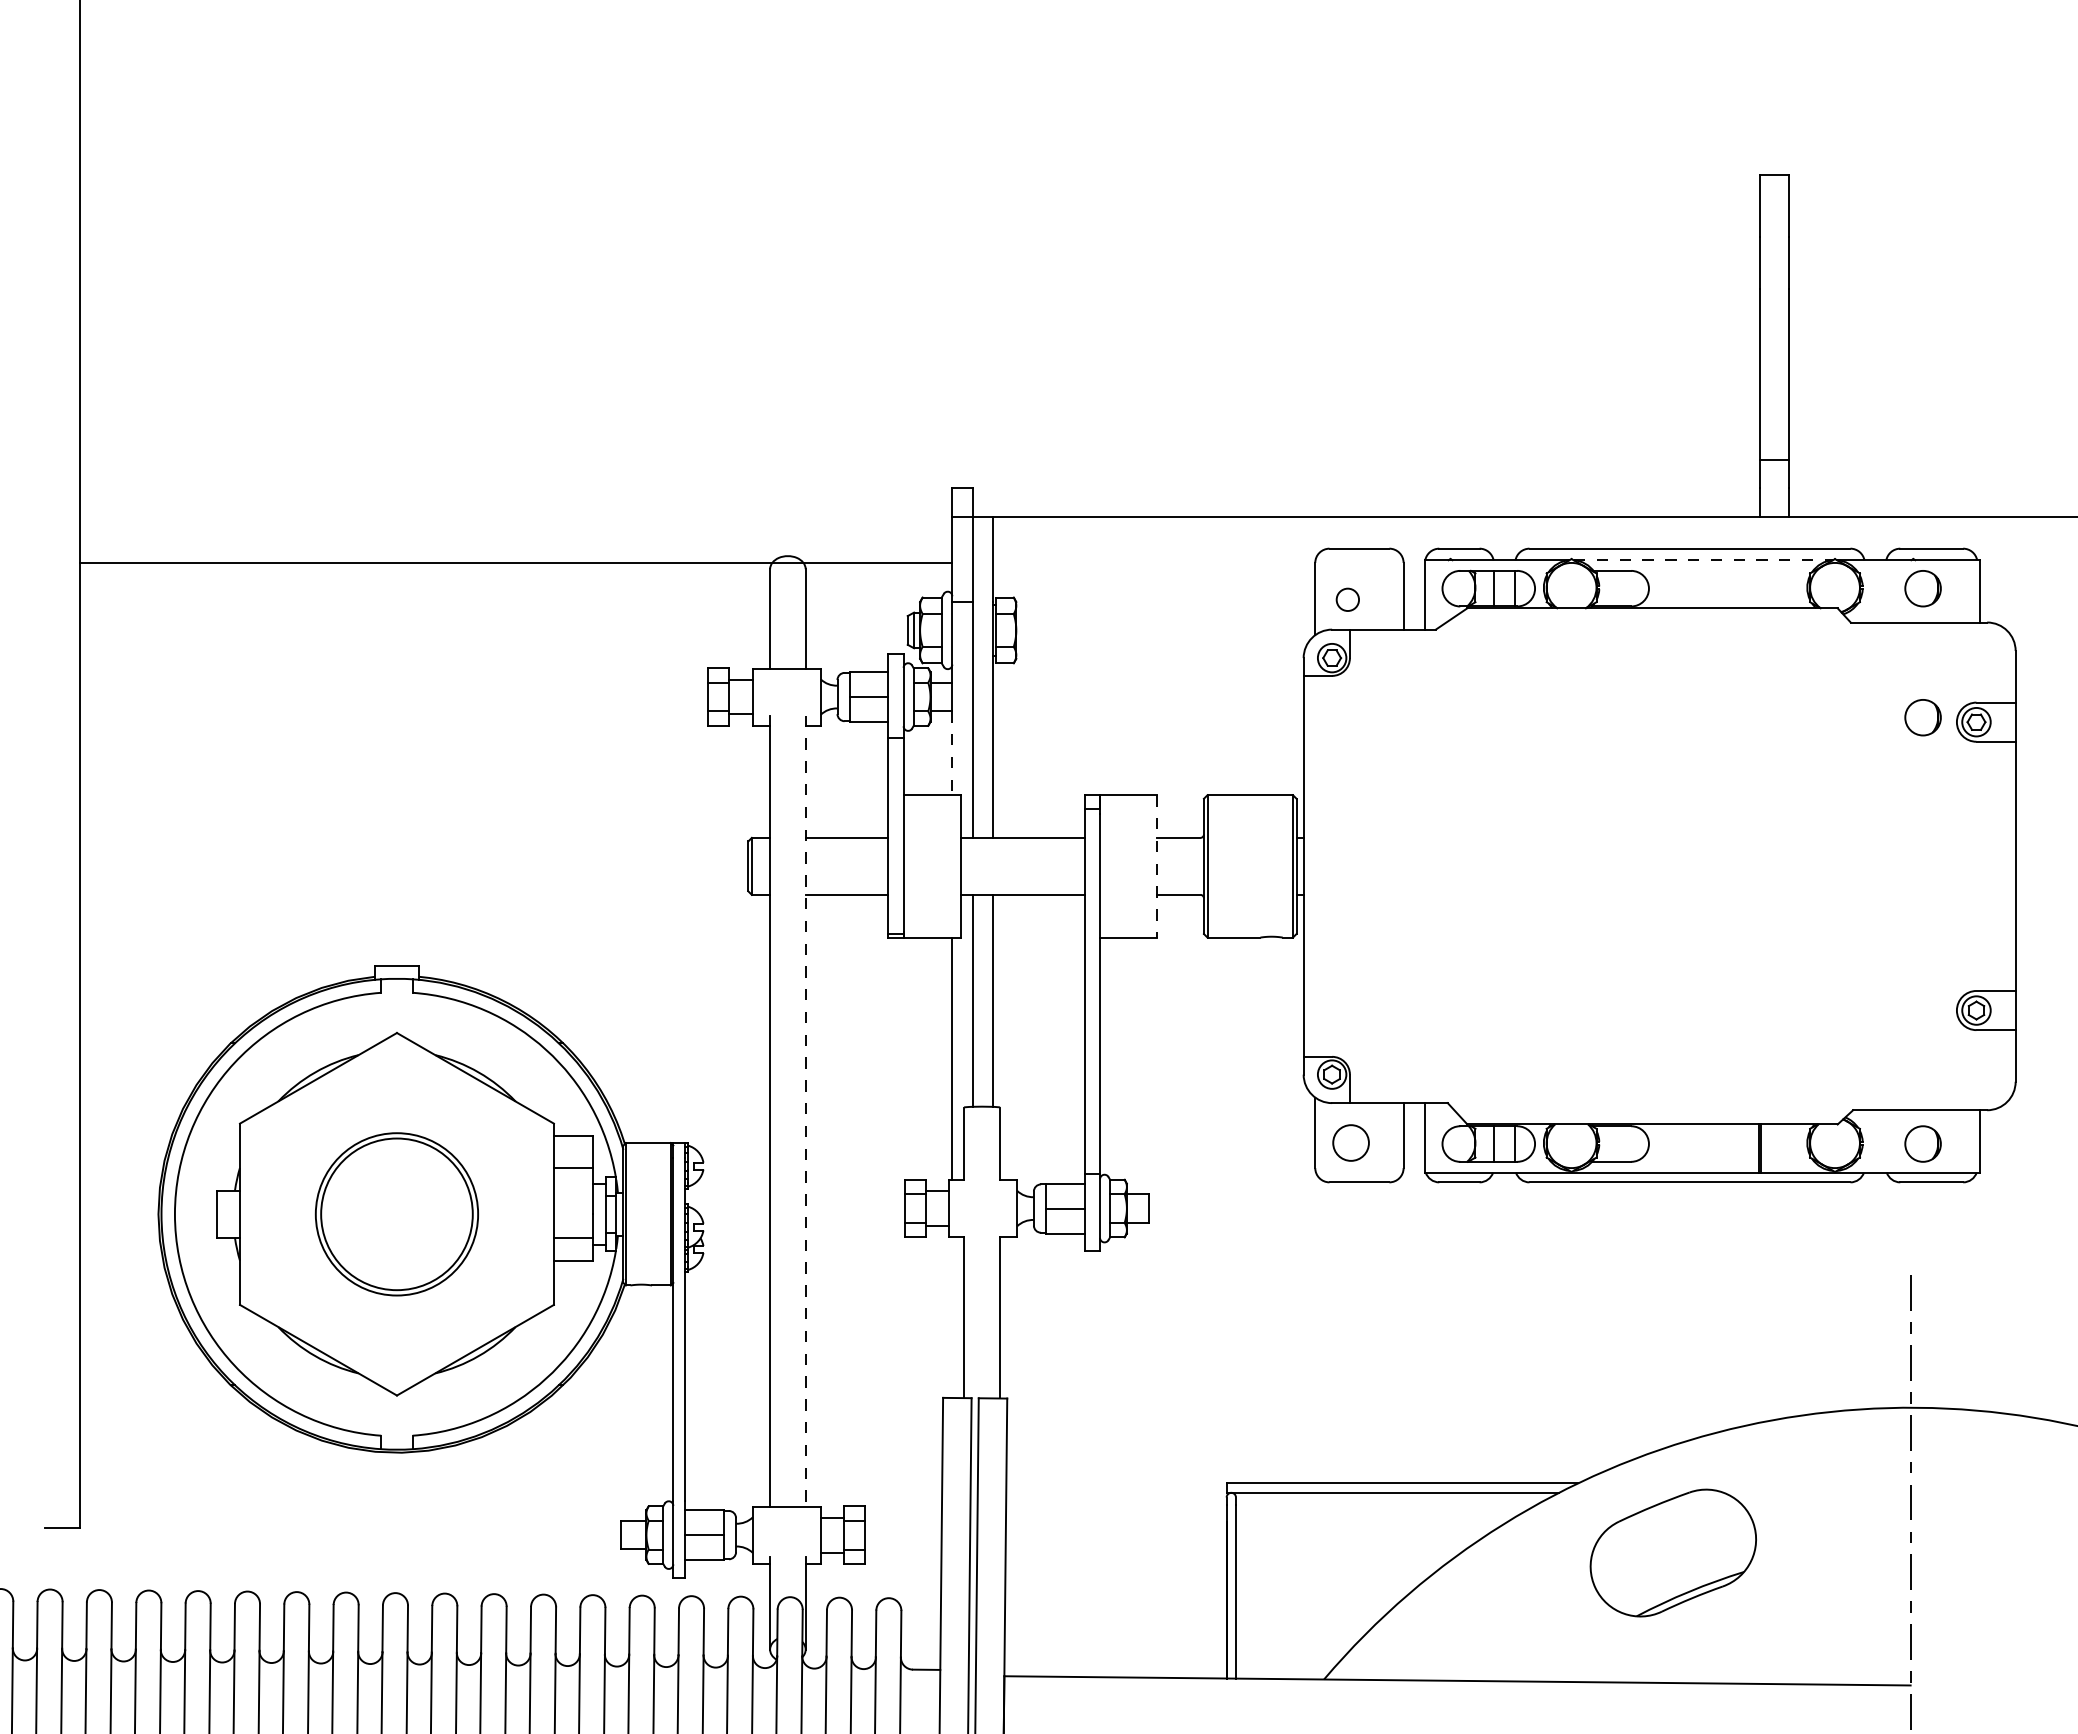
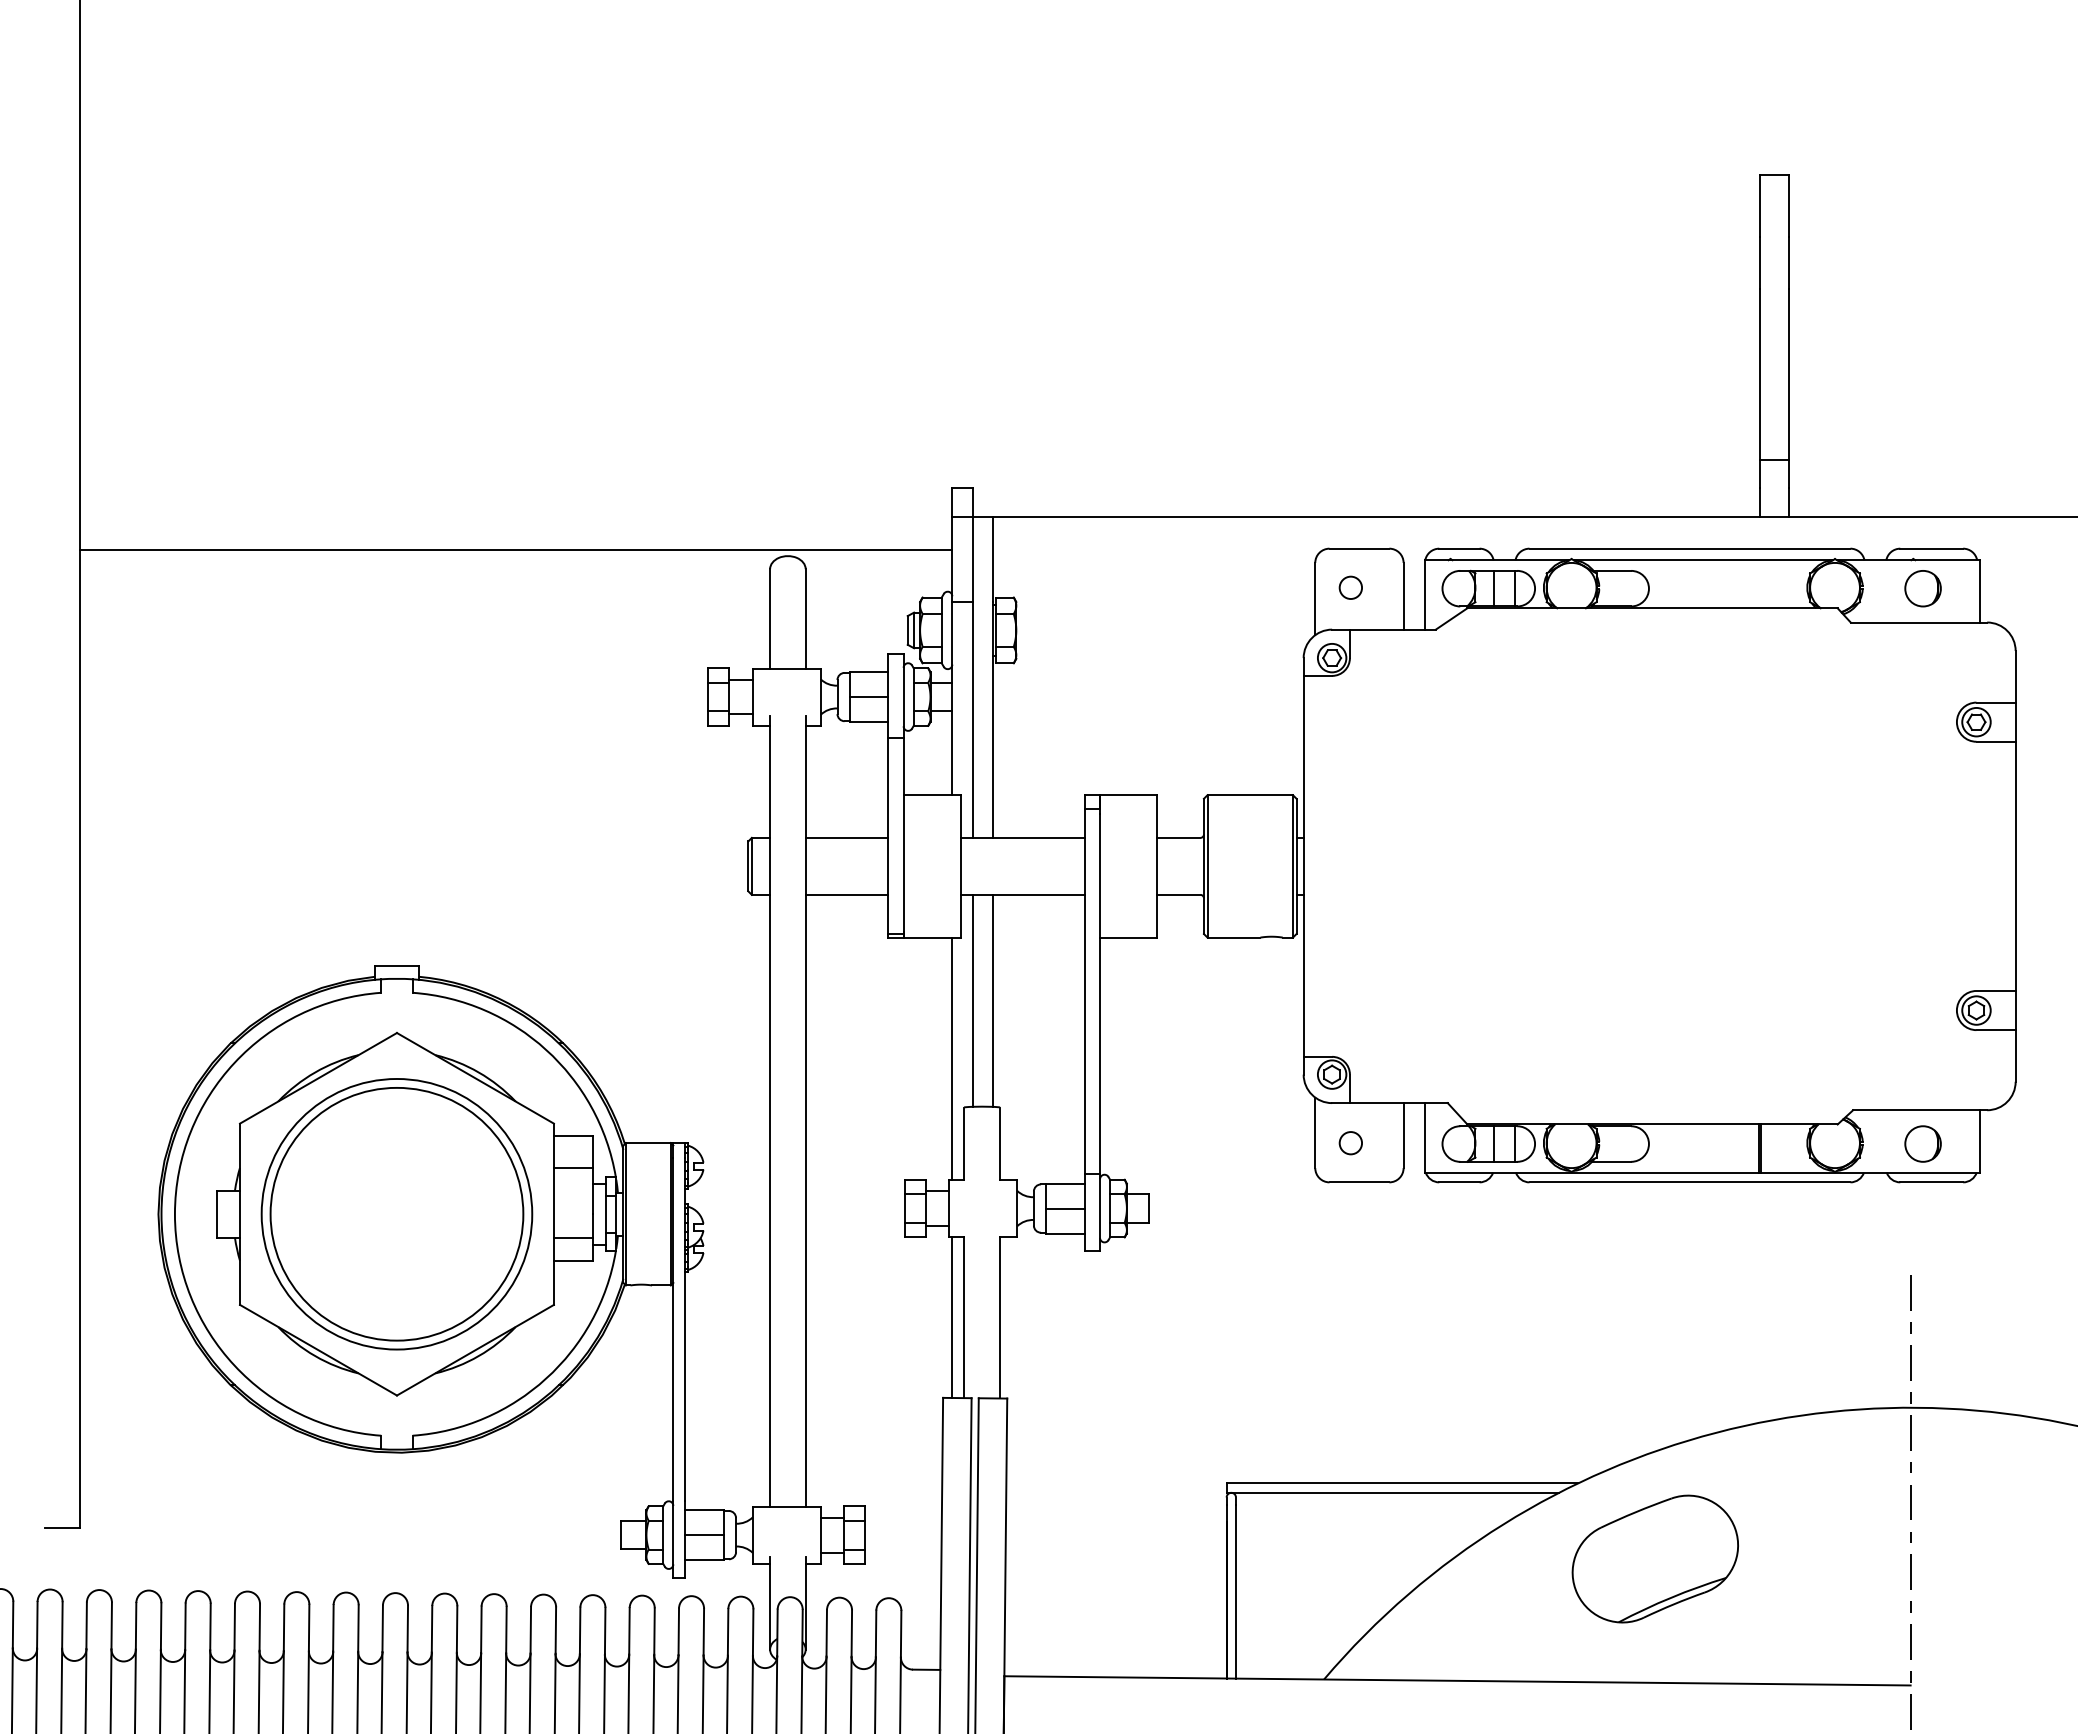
line: dashed -> solid (1703, 560)
line position: (516, 563) -> (516, 550) (516, 550)
circle position: (1347, 599) -> (1350, 587) (1350, 587)
part: present -> none (1922, 717)
line: dashed -> solid (952, 753)
line: dashed -> solid (1156, 866)
line: dashed -> solid (805, 1111)
circle size: 38x38 px -> 25x25 px (1350, 1143)
part size: 165x165 px -> 274x273 px (396, 1214)
line: none -> present (952, 1317)
part position: (1672, 1552) -> (1654, 1558) (1654, 1558)
